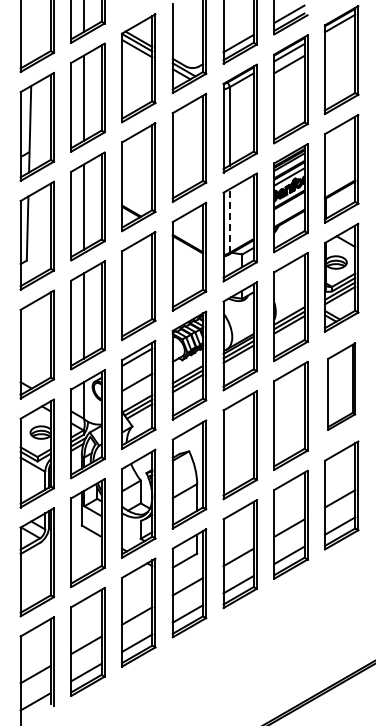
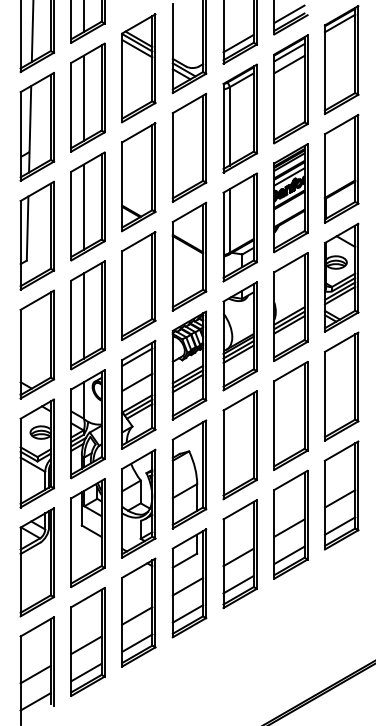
line: none -> present (32, 32)
line: dashed -> solid (229, 221)
part size: 30x89 px -> 36x111 px (341, 386)
